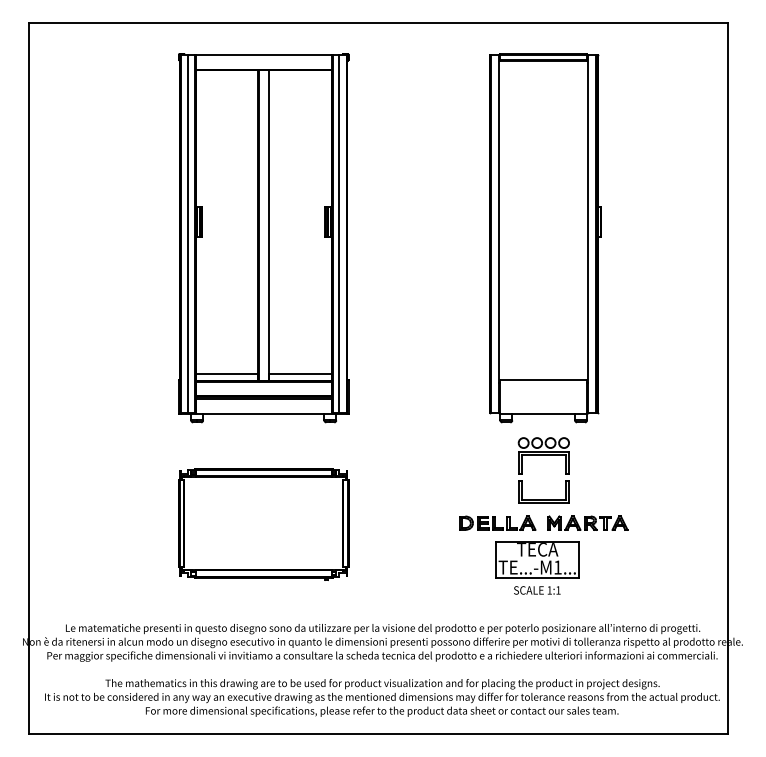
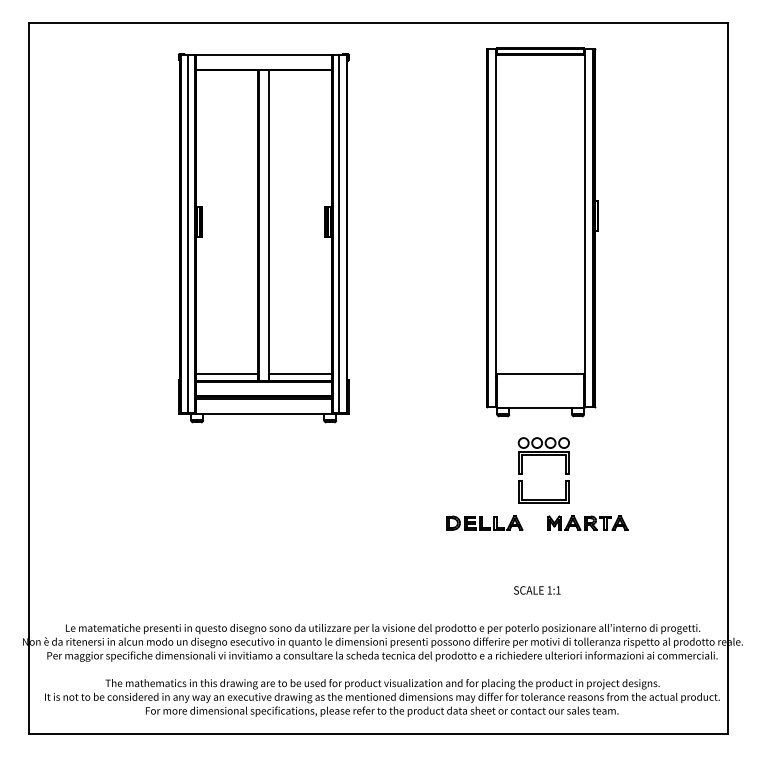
part position: (545, 238) -> (542, 232) (542, 232)
part position: (497, 522) -> (484, 522) (484, 522)
part: present -> none (263, 524)
part: present -> none (537, 559)
